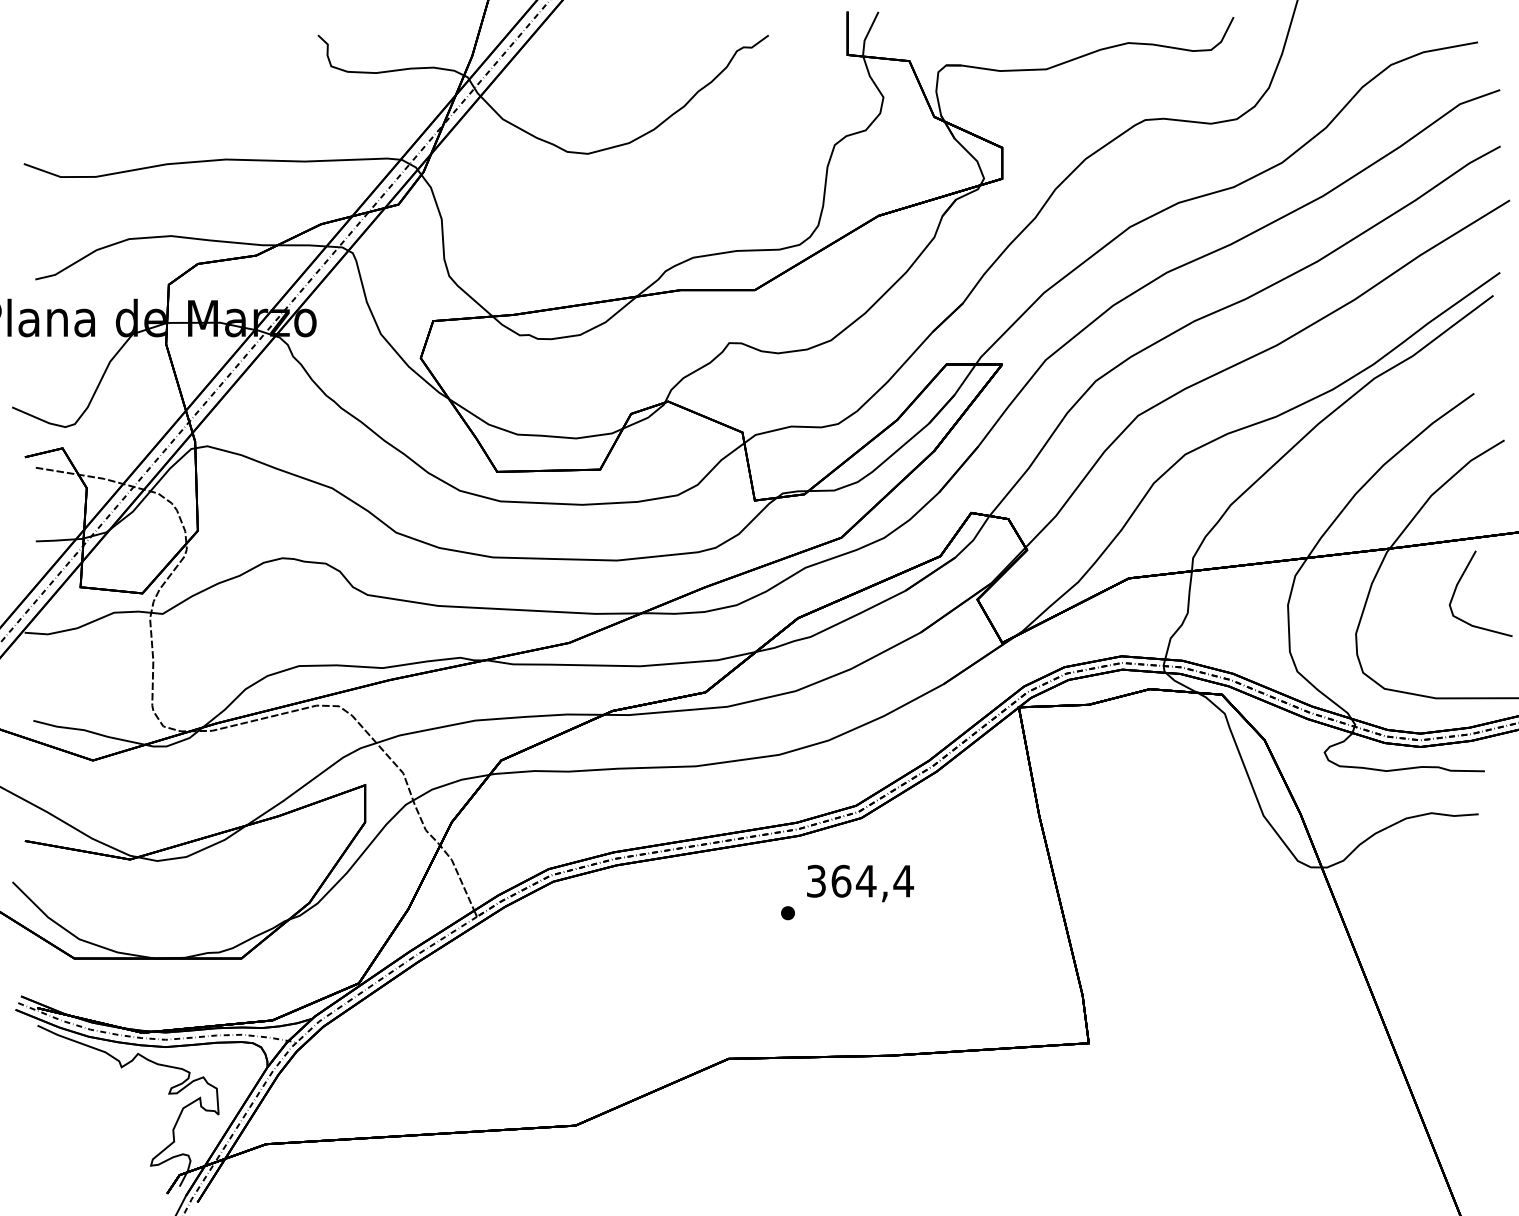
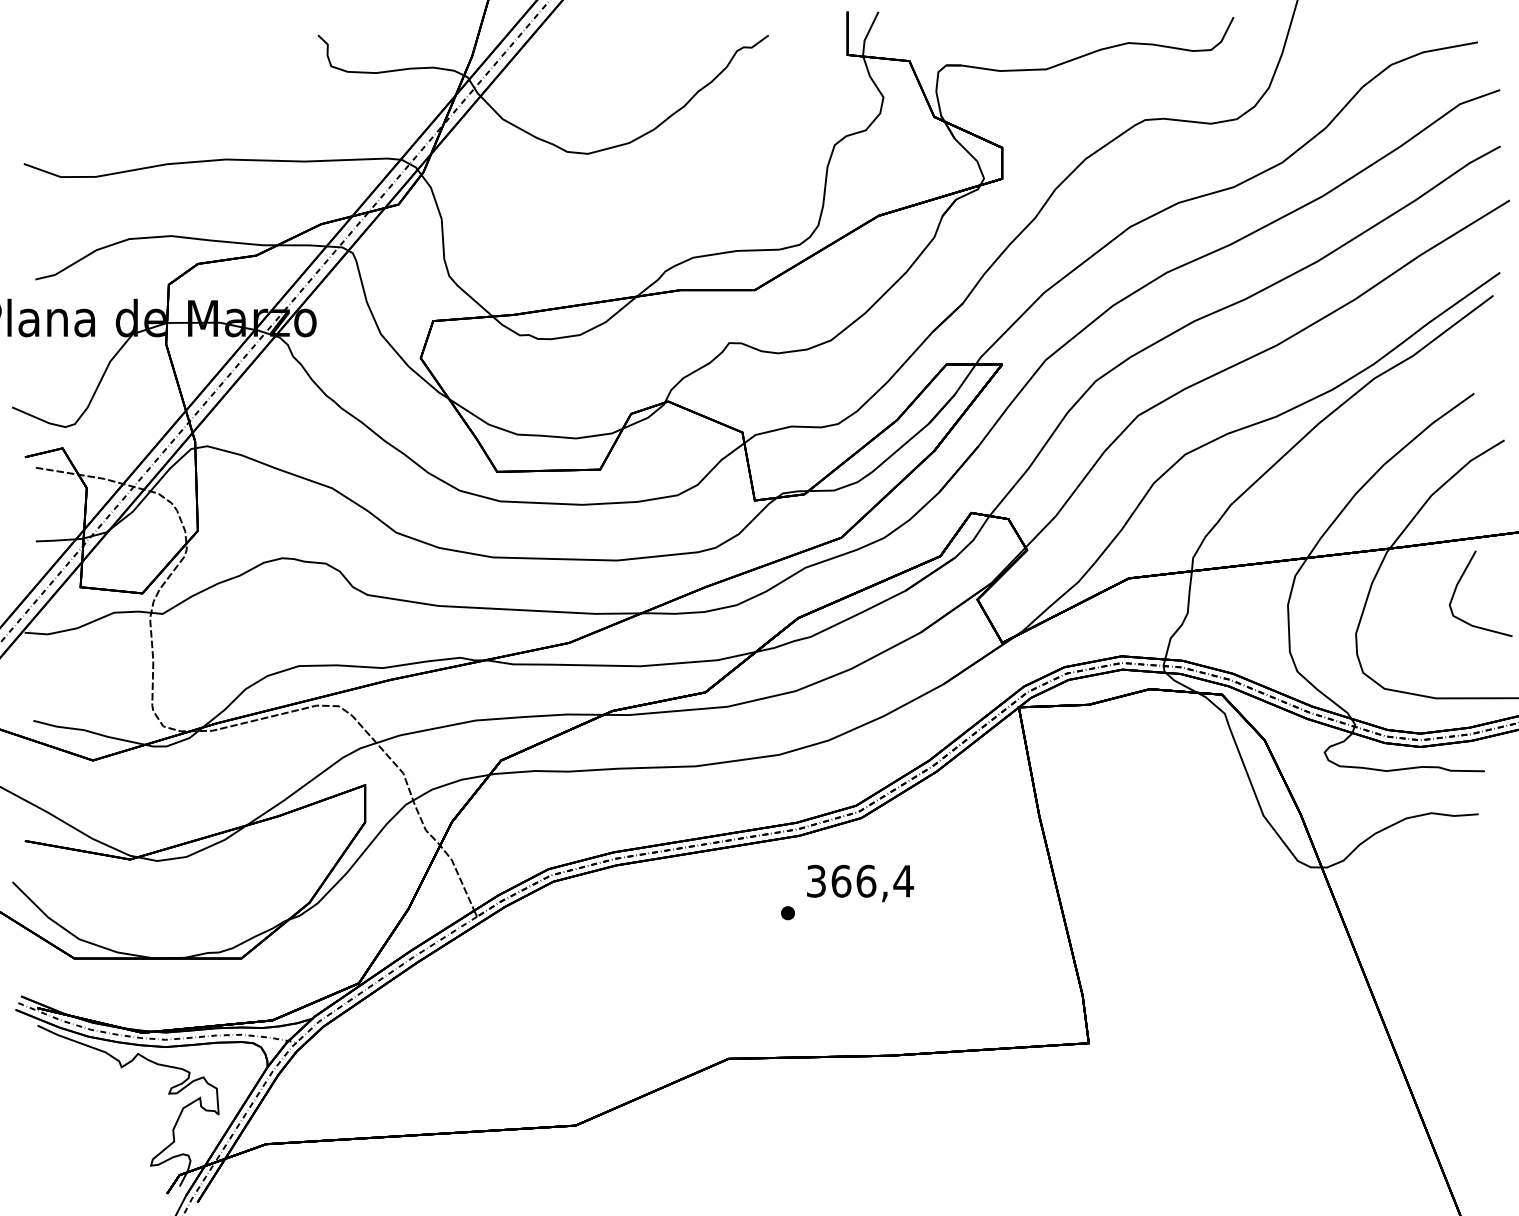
text: 364,4 -> 366,4 (865, 880)
